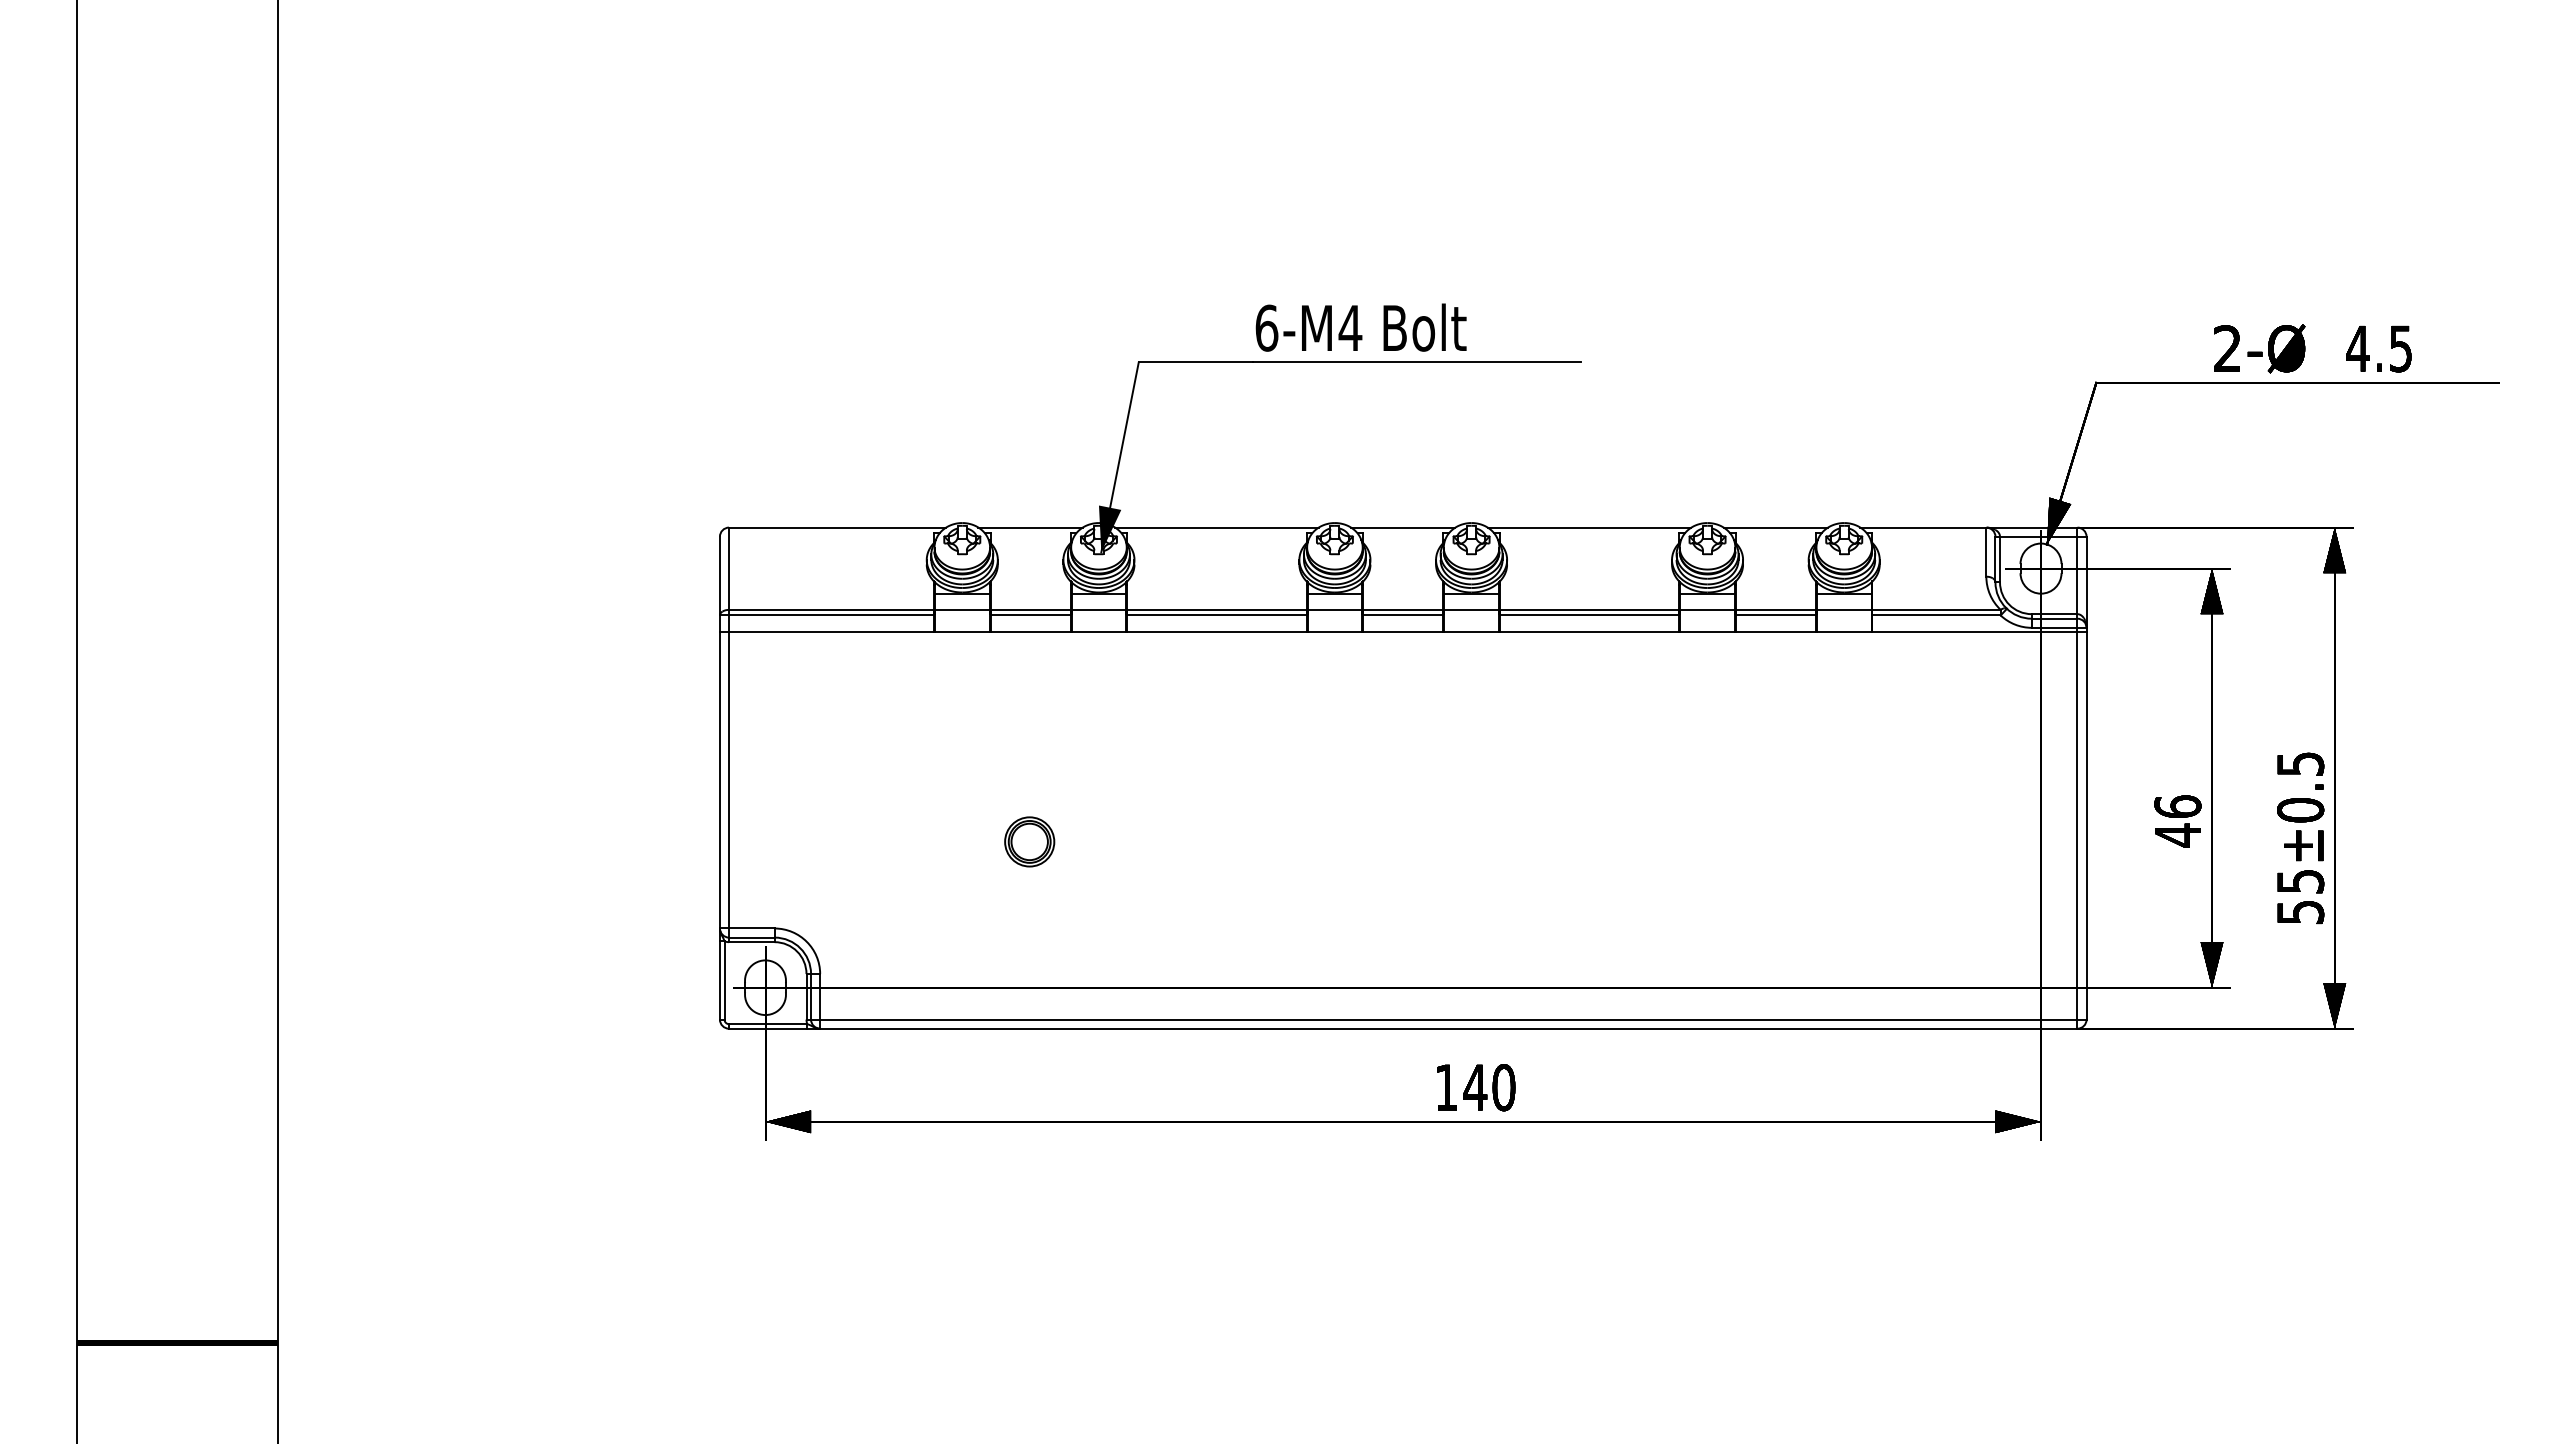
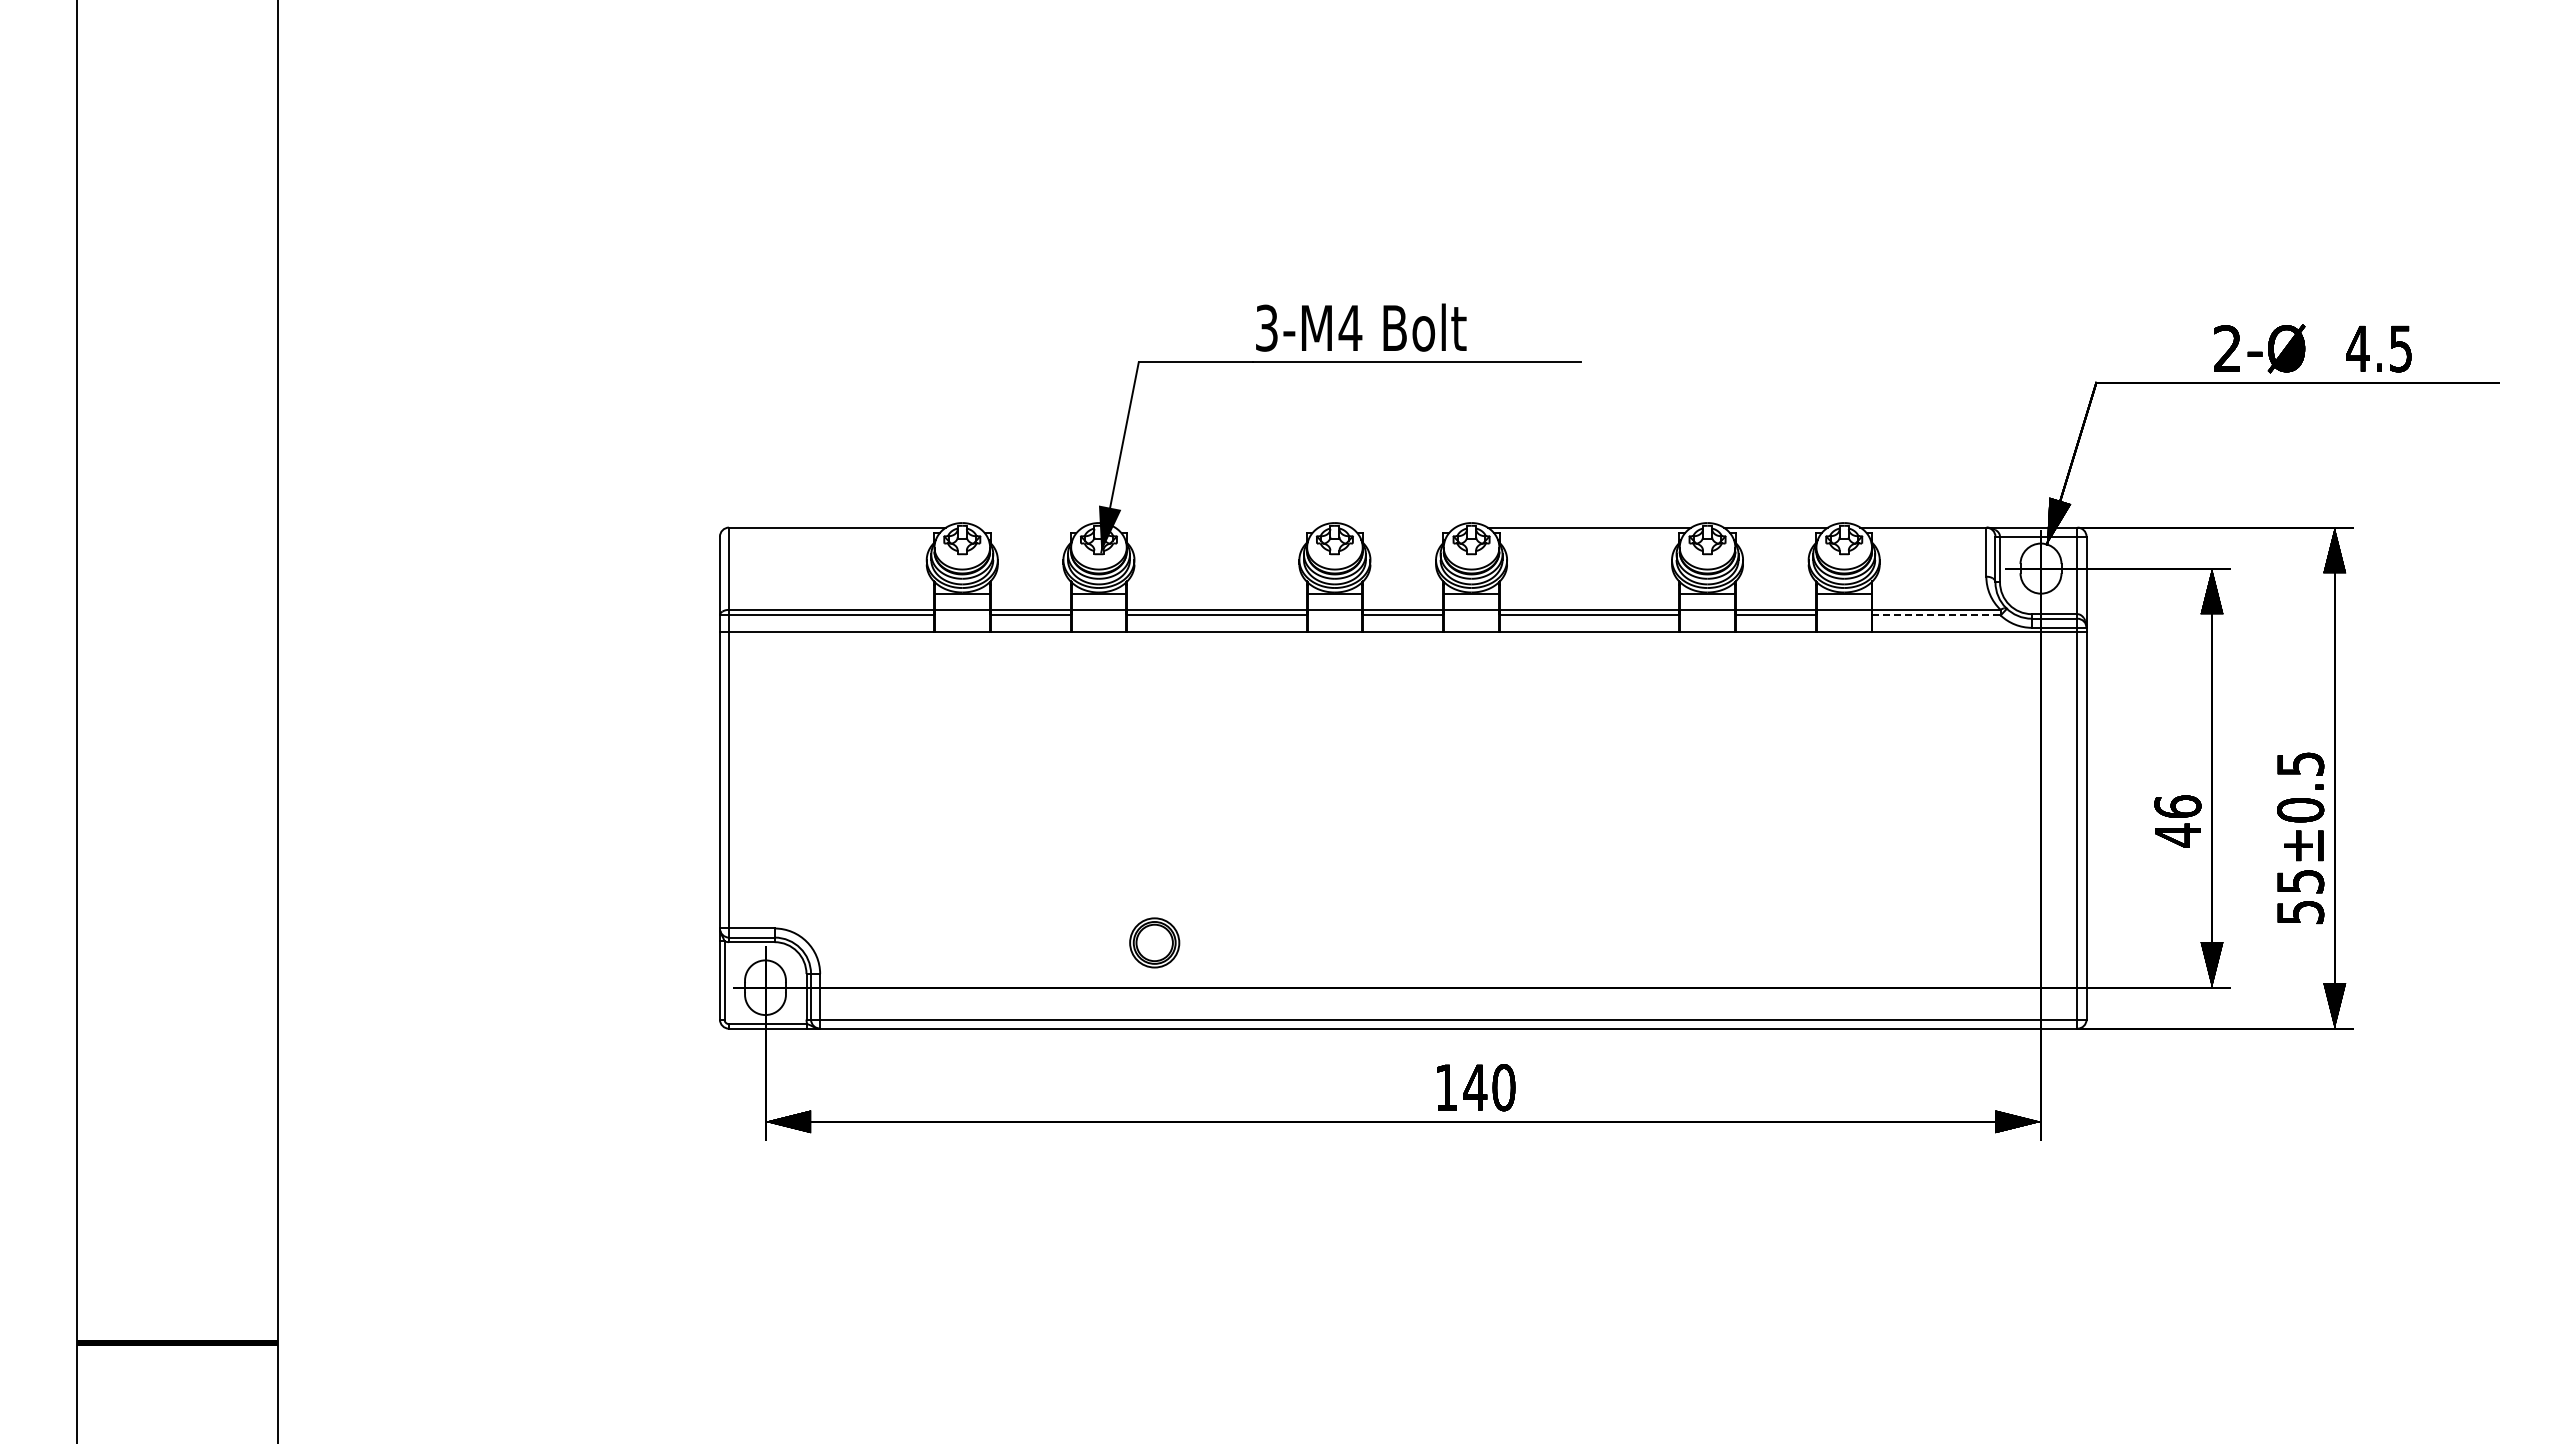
text: 6-M4 -> 3-M4 (1266, 327)
line: present -> none (1030, 527)
line: present -> none (1216, 527)
line: present -> none (1403, 527)
line: solid -> dashed (1937, 615)
part position: (1029, 841) -> (1154, 942) (1154, 942)
